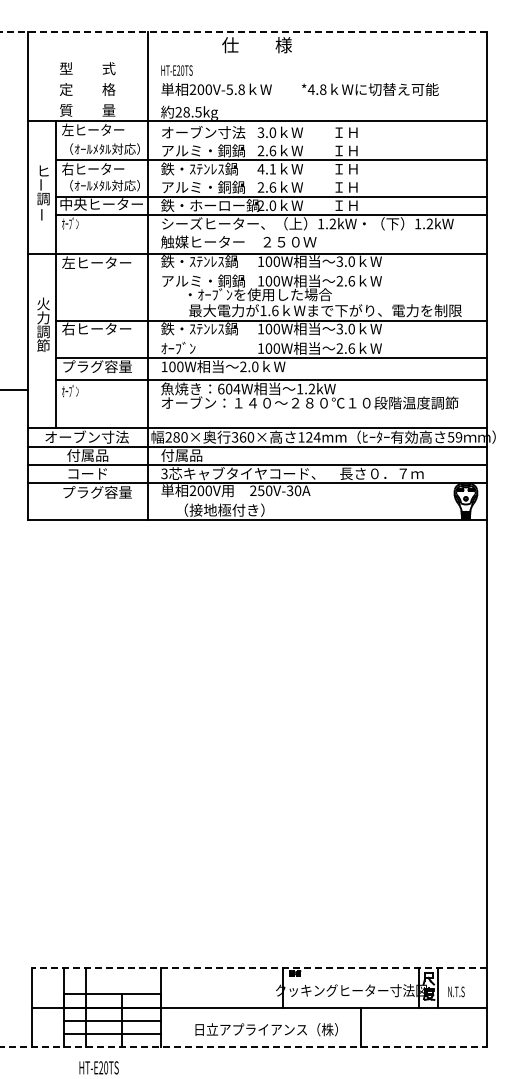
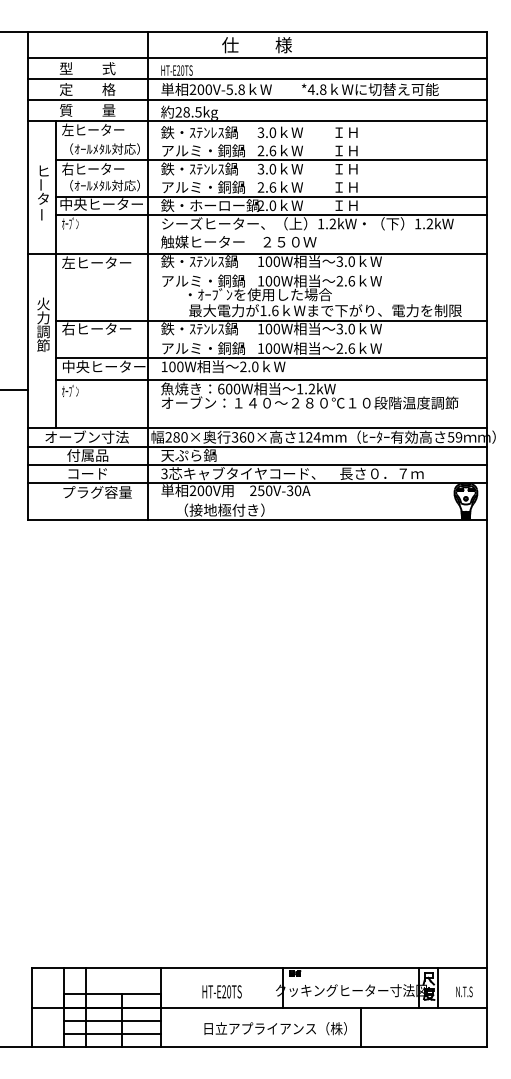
line: dashed -> solid (243, 32)
line: none -> present (256, 58)
line: none -> present (256, 79)
line: none -> present (256, 100)
text: オーブン寸法 -> 鉄・ｽﾃﾝﾚｽ鍋 (203, 132)
text: 4.1 -> 3.0 (266, 168)
text: 調 -> タ (43, 198)
text: ｵｰﾌﾞﾝ -> アルミ・銅鍋 (202, 347)
text: プラグ容量 -> 中央ヒーター (104, 366)
text: 604W -> 600W (236, 388)
text: 付属品 -> 天ぷら鍋 (188, 455)
line: dashed -> solid (258, 968)
text position: (456, 991) -> (464, 991) (464, 991)
text position: (266, 1029) -> (275, 1028) (275, 1028)
line: dashed -> solid (243, 1046)
text position: (98, 1067) -> (221, 991) (221, 991)
